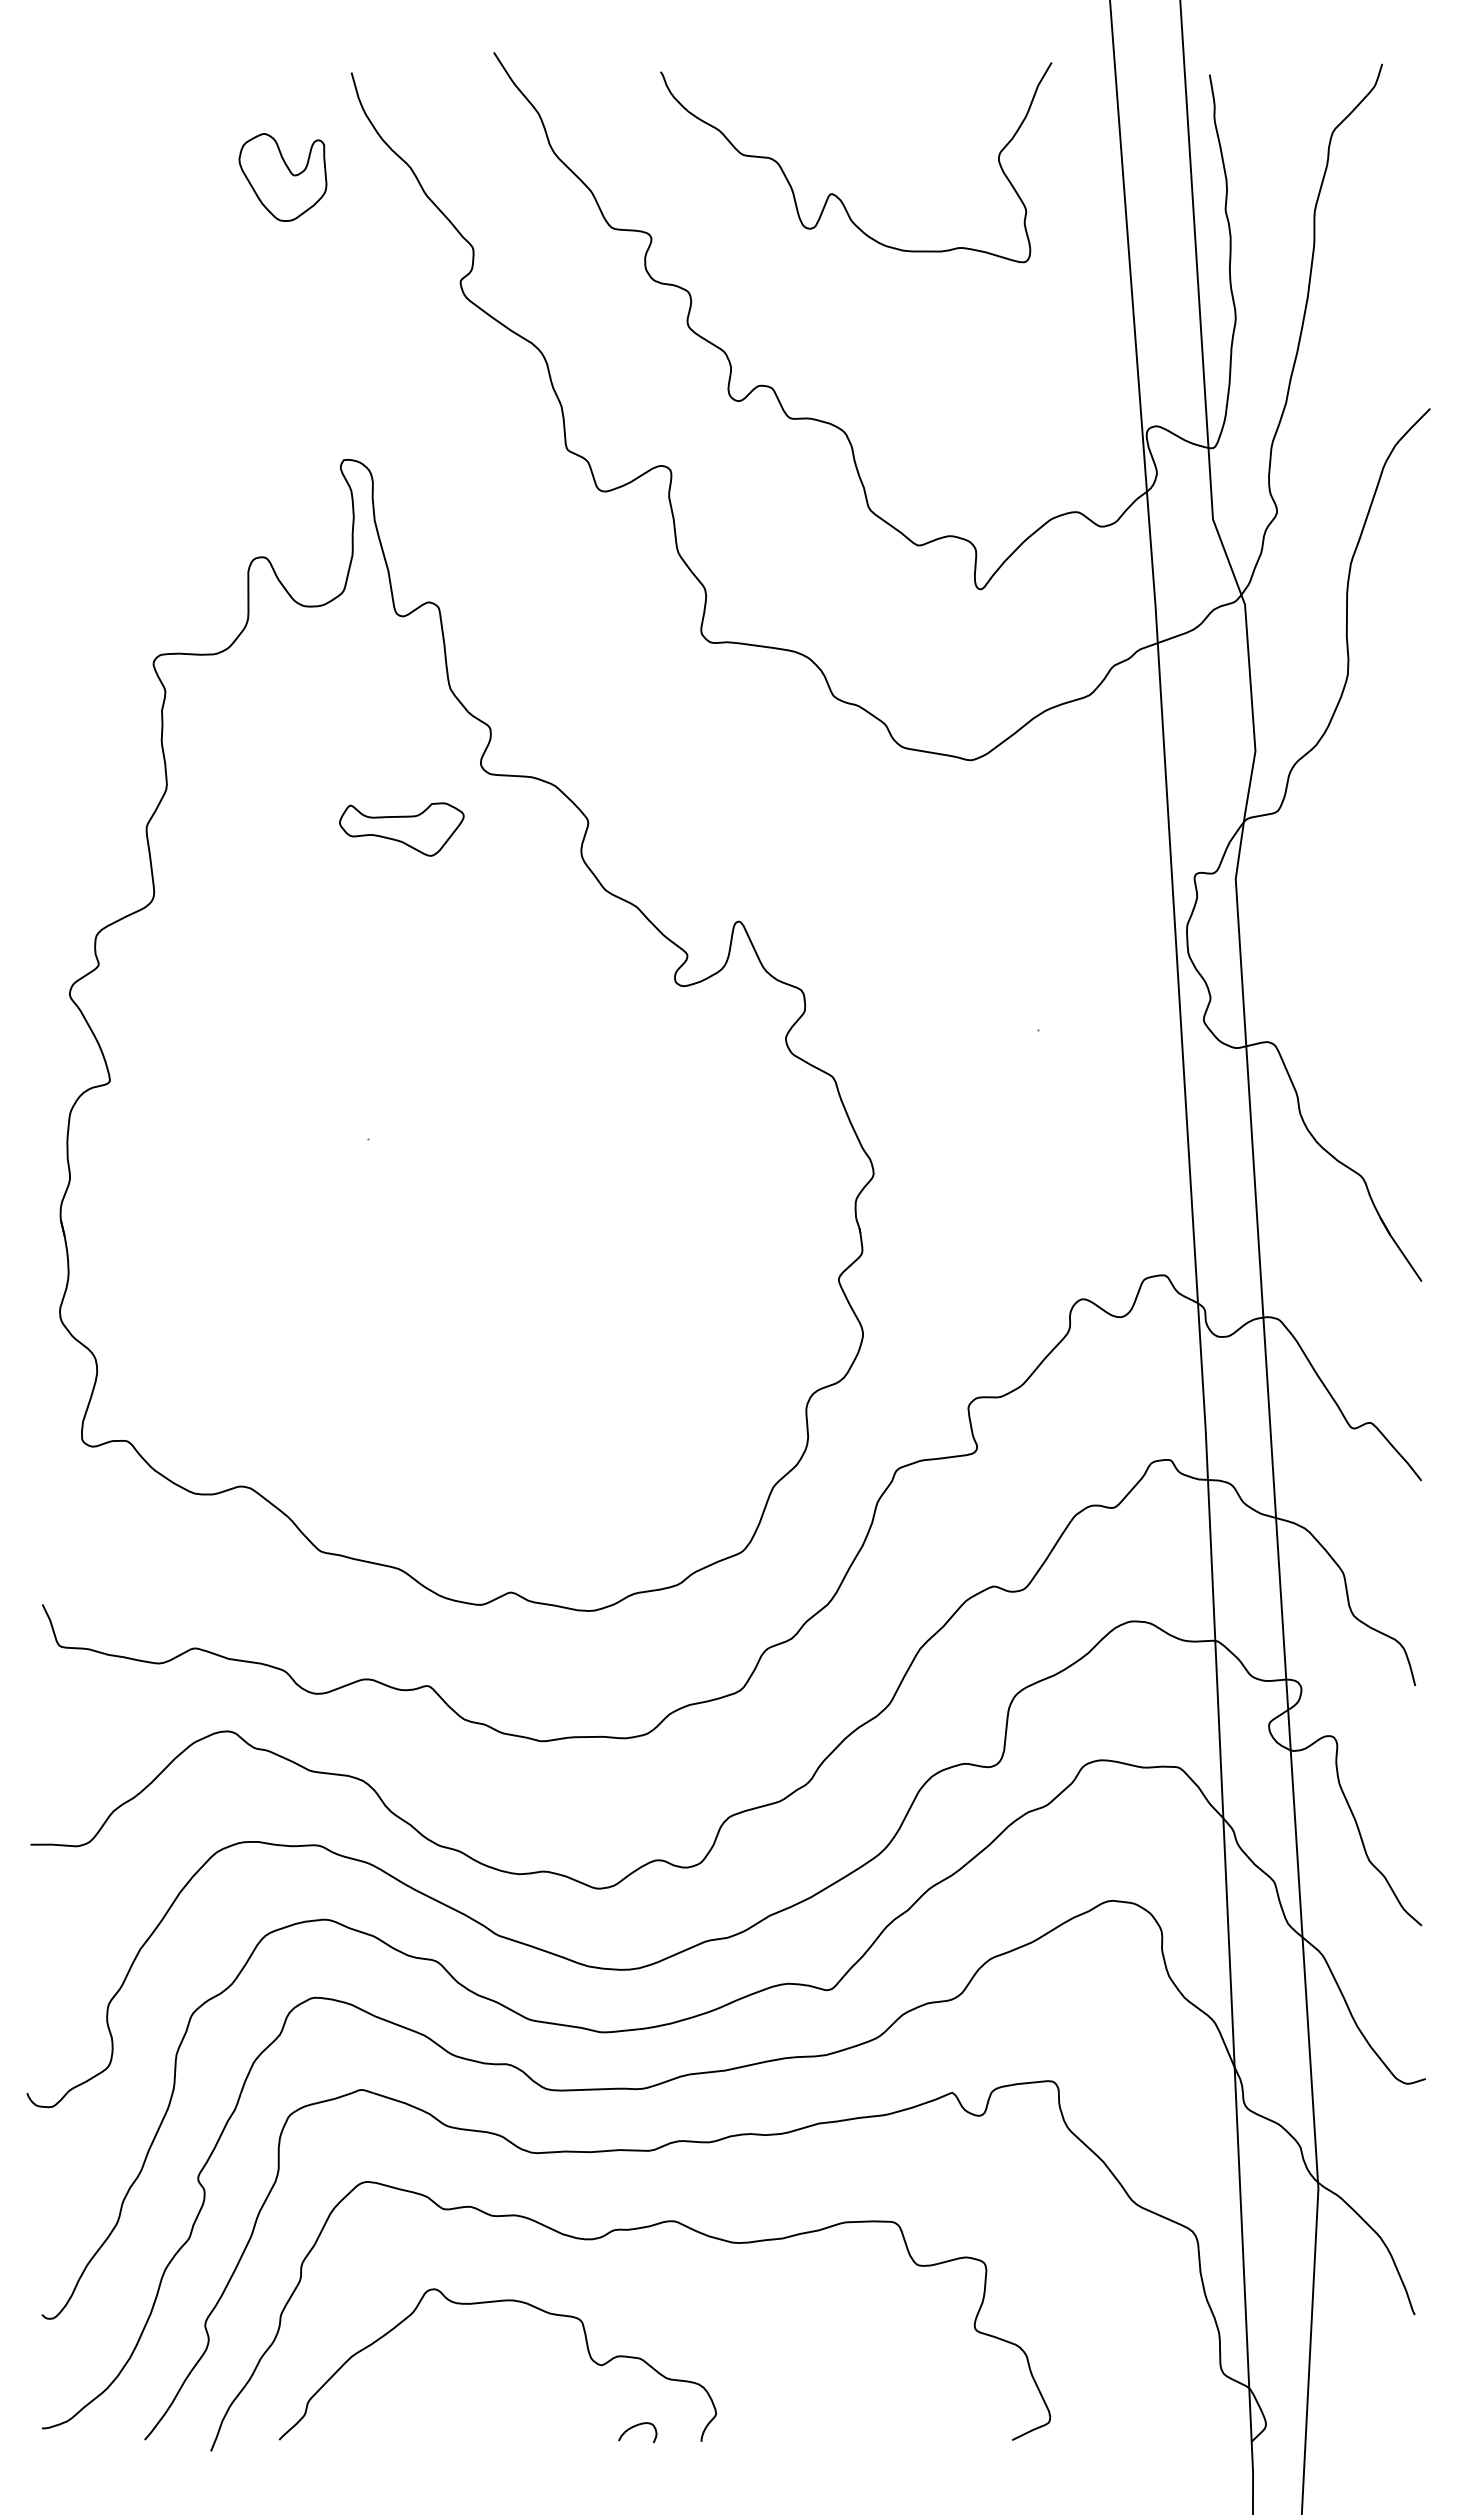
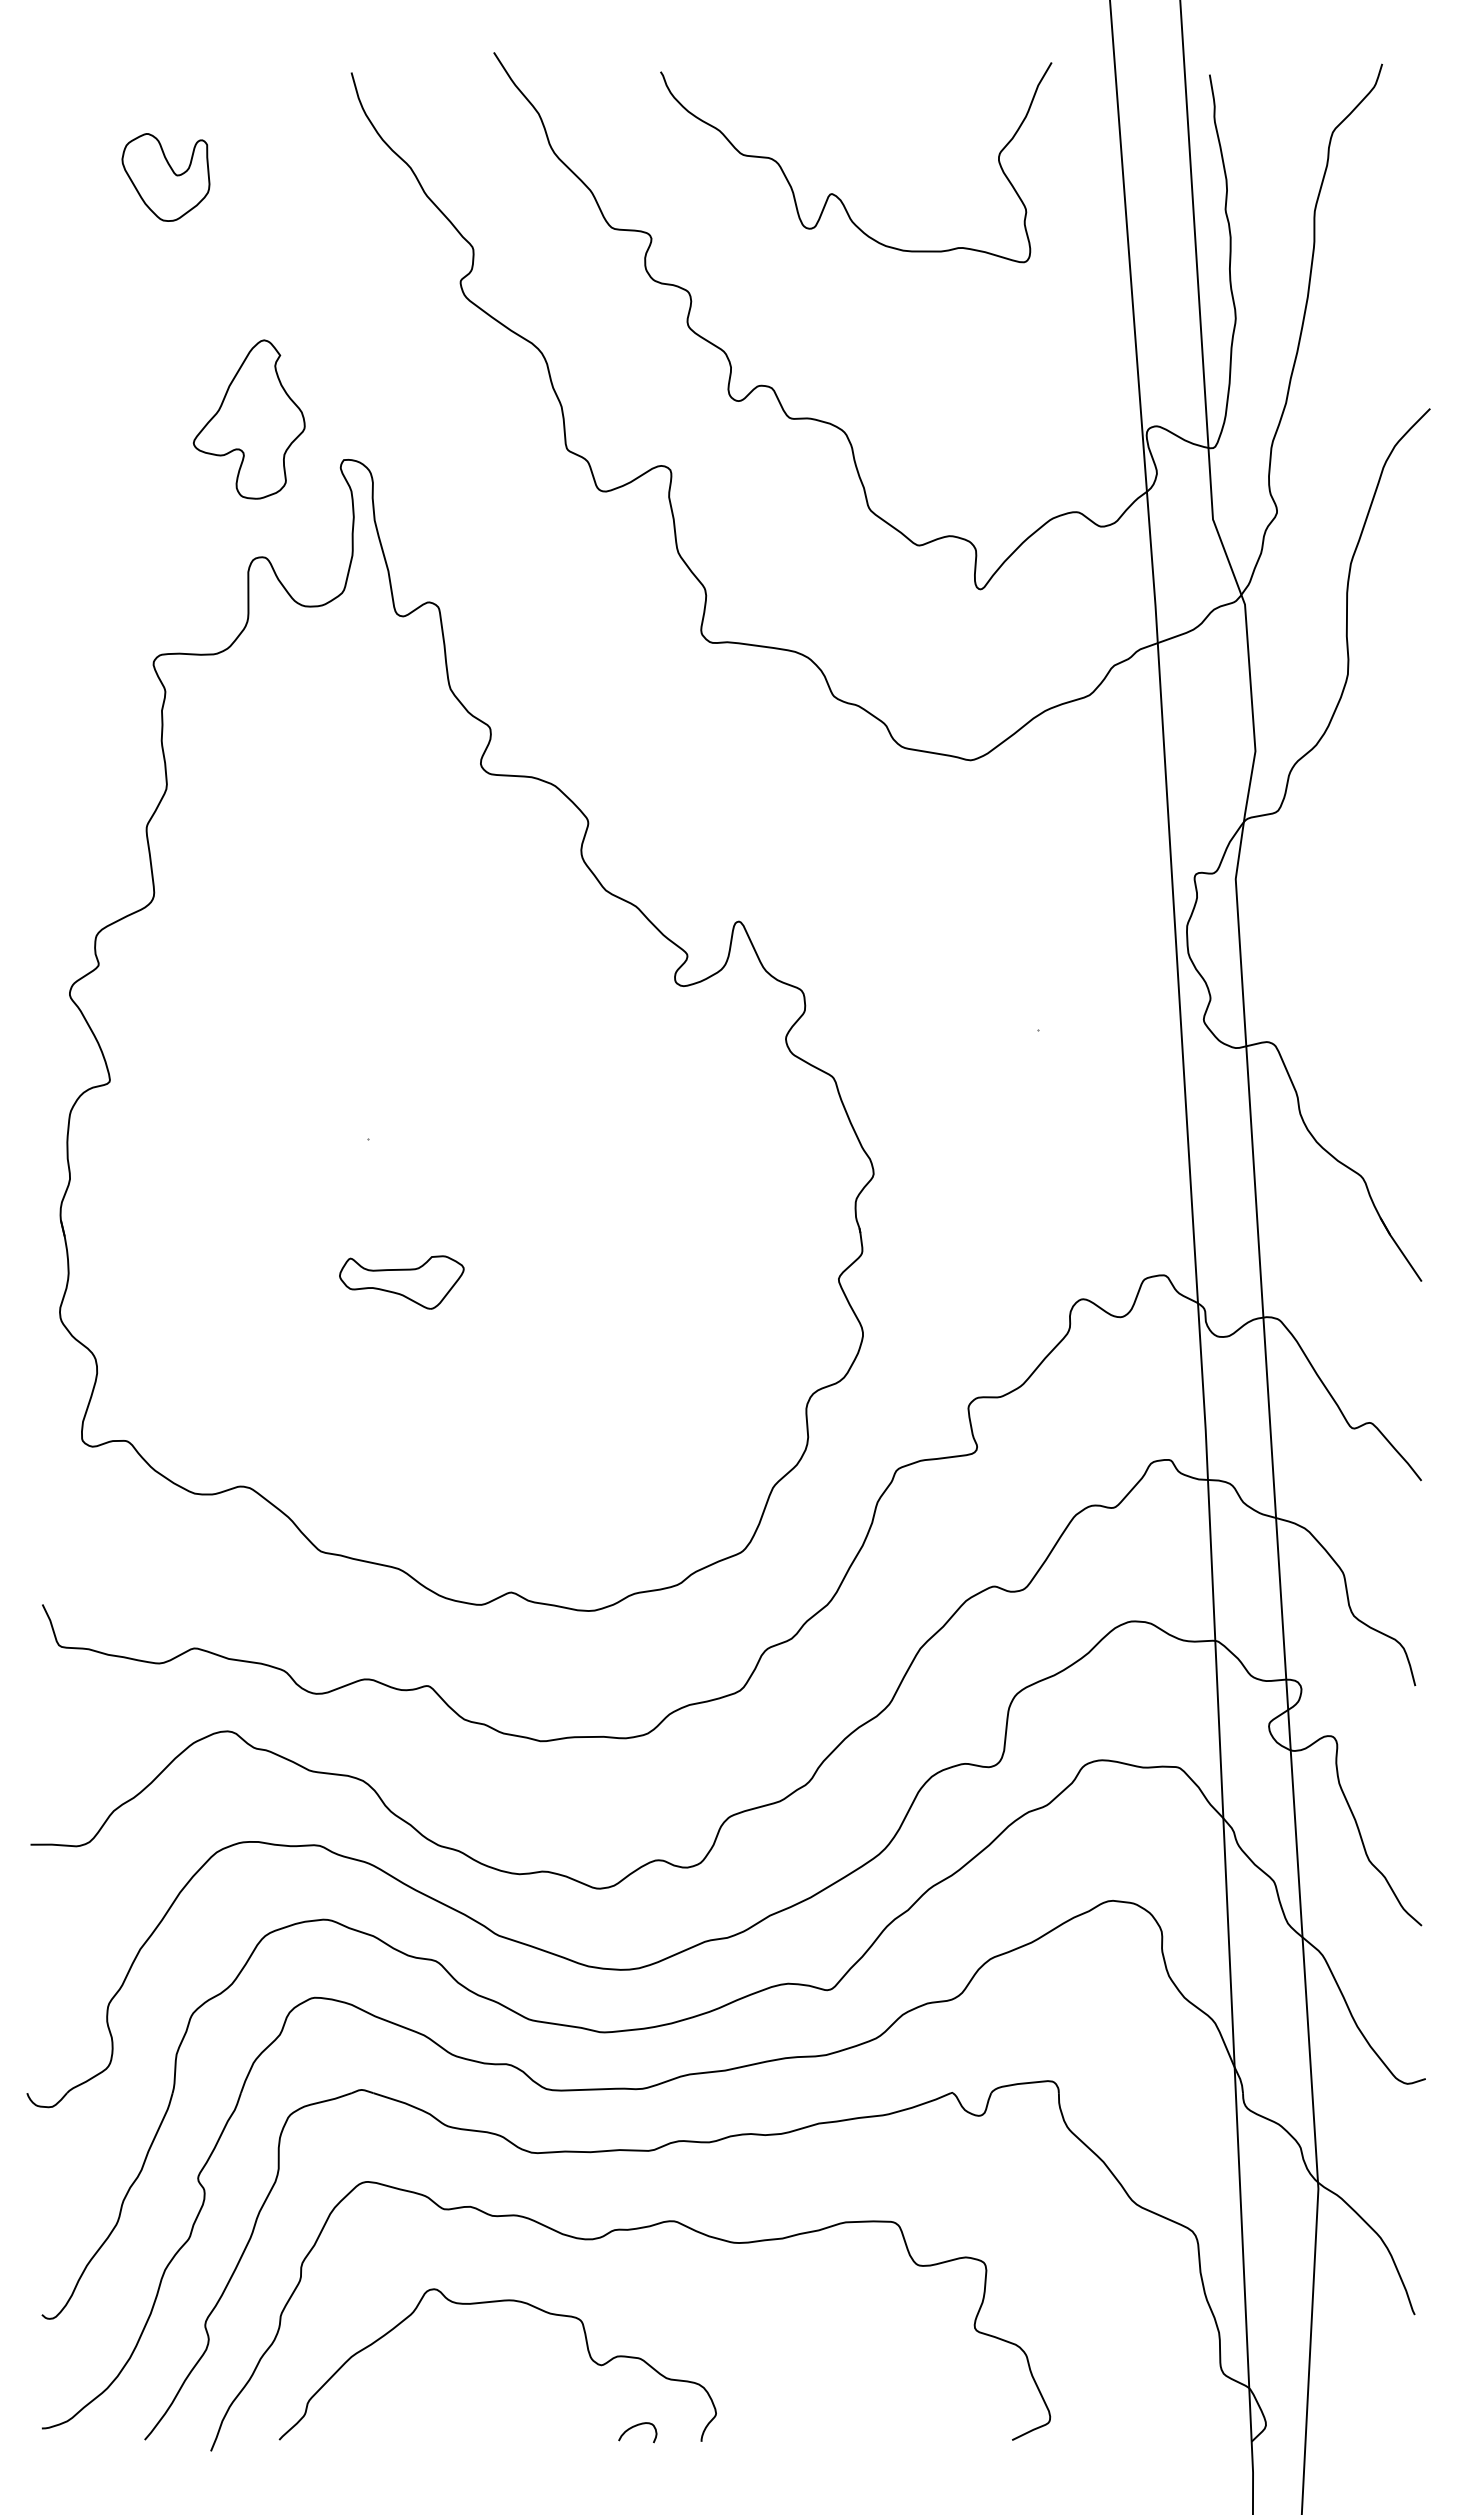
part position: (282, 177) -> (165, 177) (165, 177)
part: none -> present (248, 419)
part position: (401, 829) -> (401, 1282) (401, 1282)
